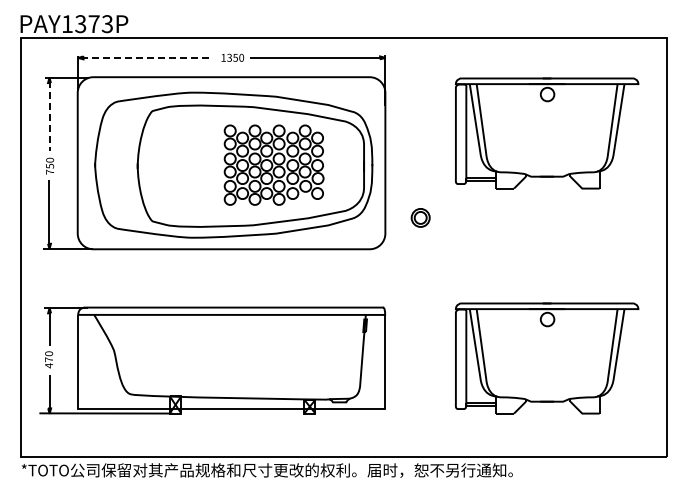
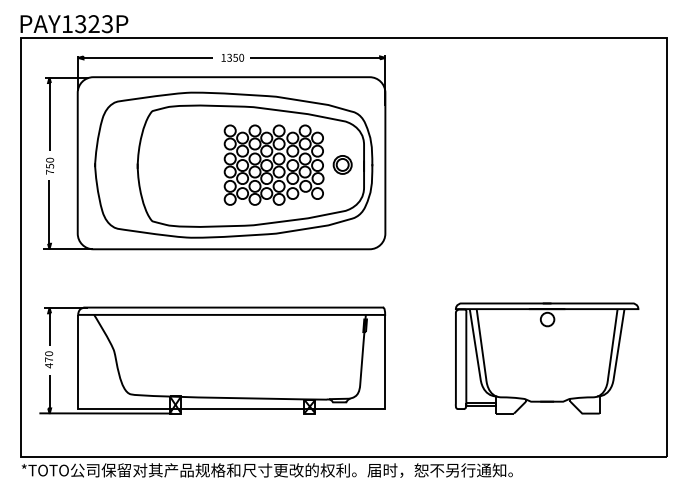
text: PAY1373P -> PAY1323P (93, 23)
line: dashed -> solid (147, 57)
line: dashed -> solid (49, 116)
part: present -> none (546, 133)
part position: (420, 217) -> (342, 164) (342, 164)
